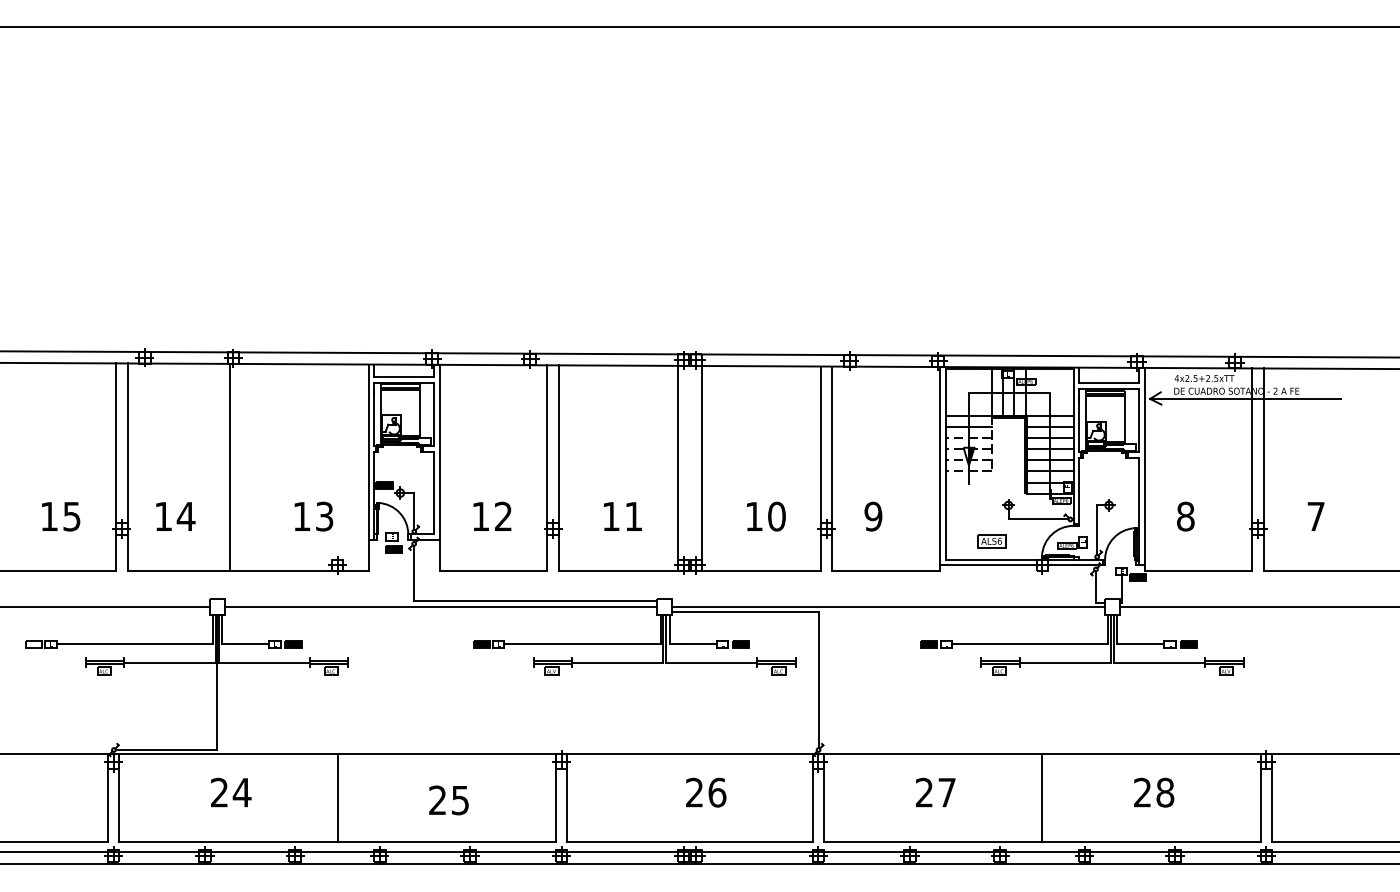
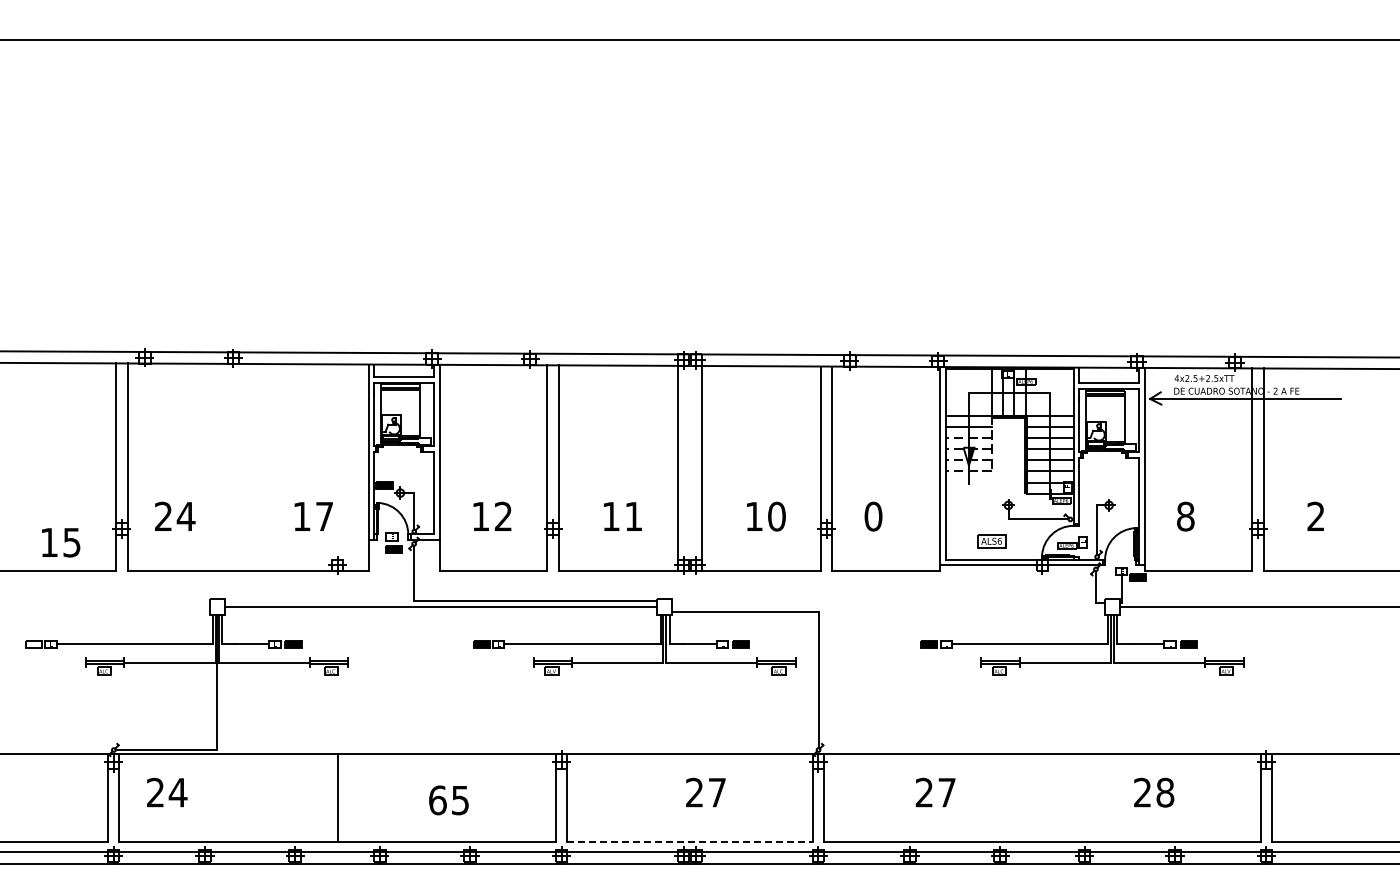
line position: (699, 26) -> (699, 39) (699, 39)
line: present -> none (230, 467)
text: 14 -> 24 (163, 515)
text: 7 -> 2 (1315, 515)
text position: (61, 516) -> (61, 542) (61, 542)
text: 13 -> 17 (324, 516)
text: 9 -> 0 (873, 516)
line: present -> none (105, 606)
line: present -> none (888, 606)
text position: (231, 792) -> (167, 792) (167, 792)
text: 26 -> 27 (717, 792)
line: present -> none (1042, 797)
text: 25 -> 65 (437, 800)
line: solid -> dashed (689, 842)
